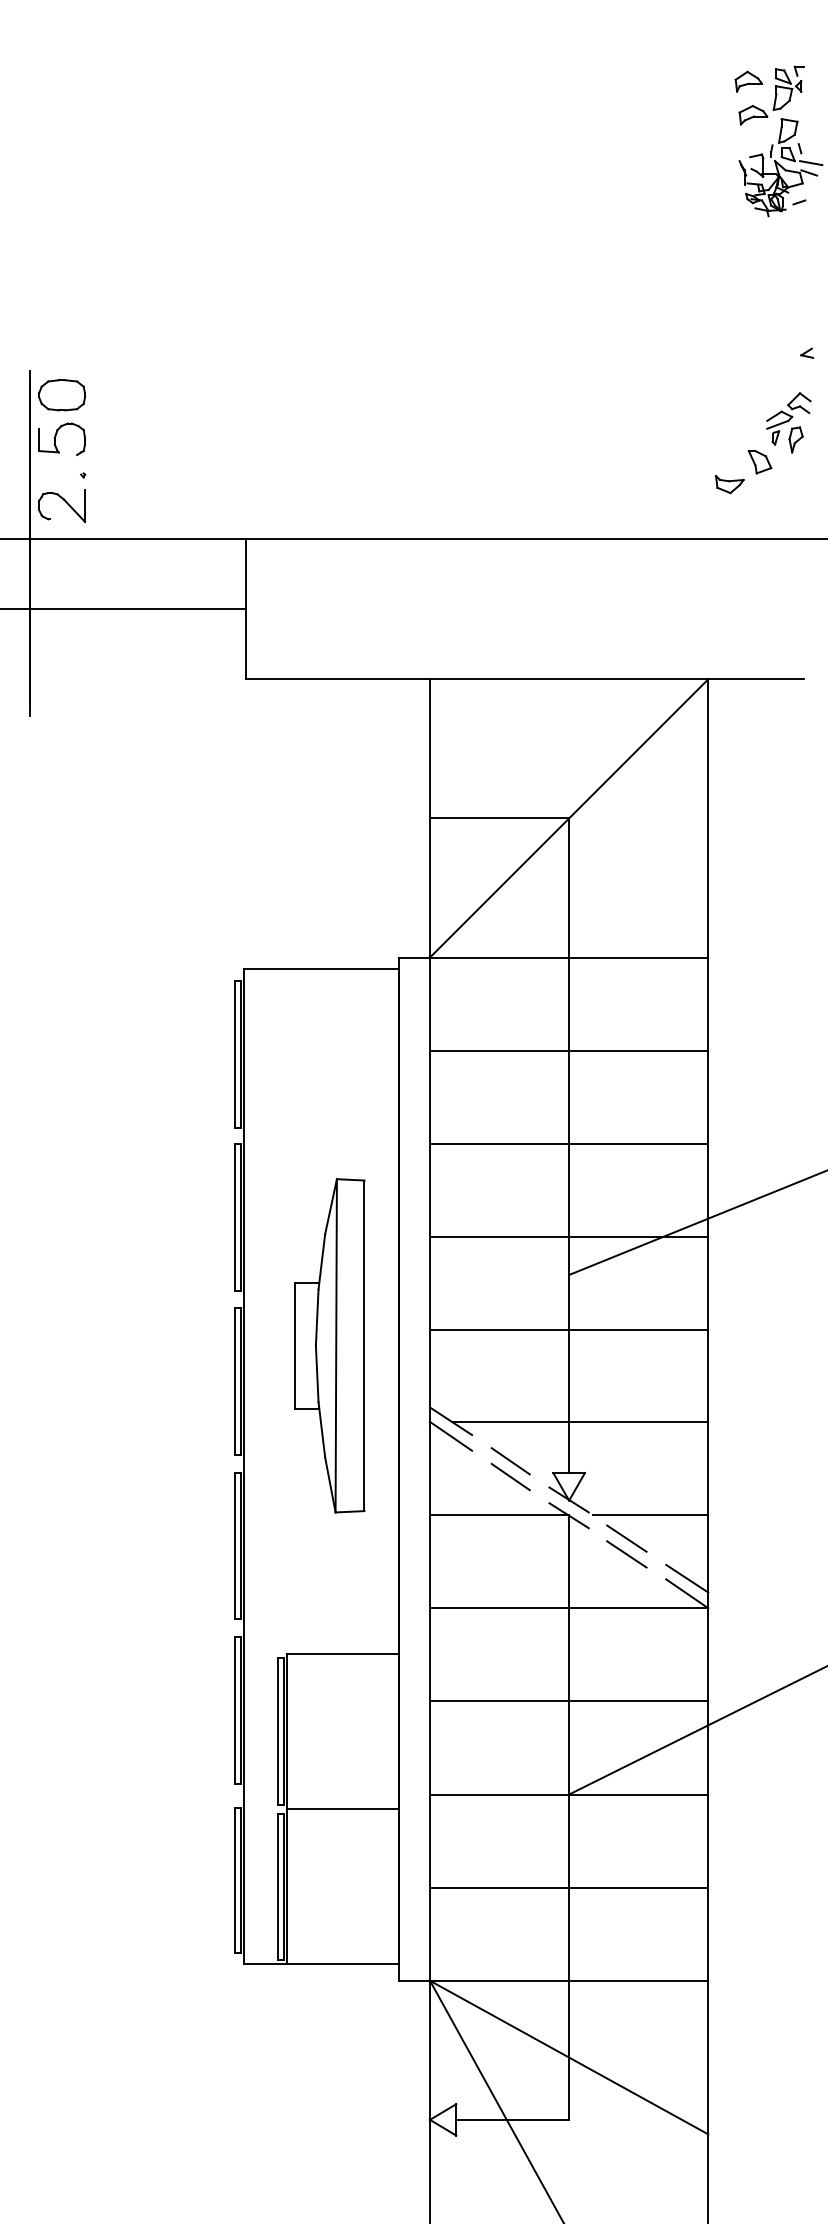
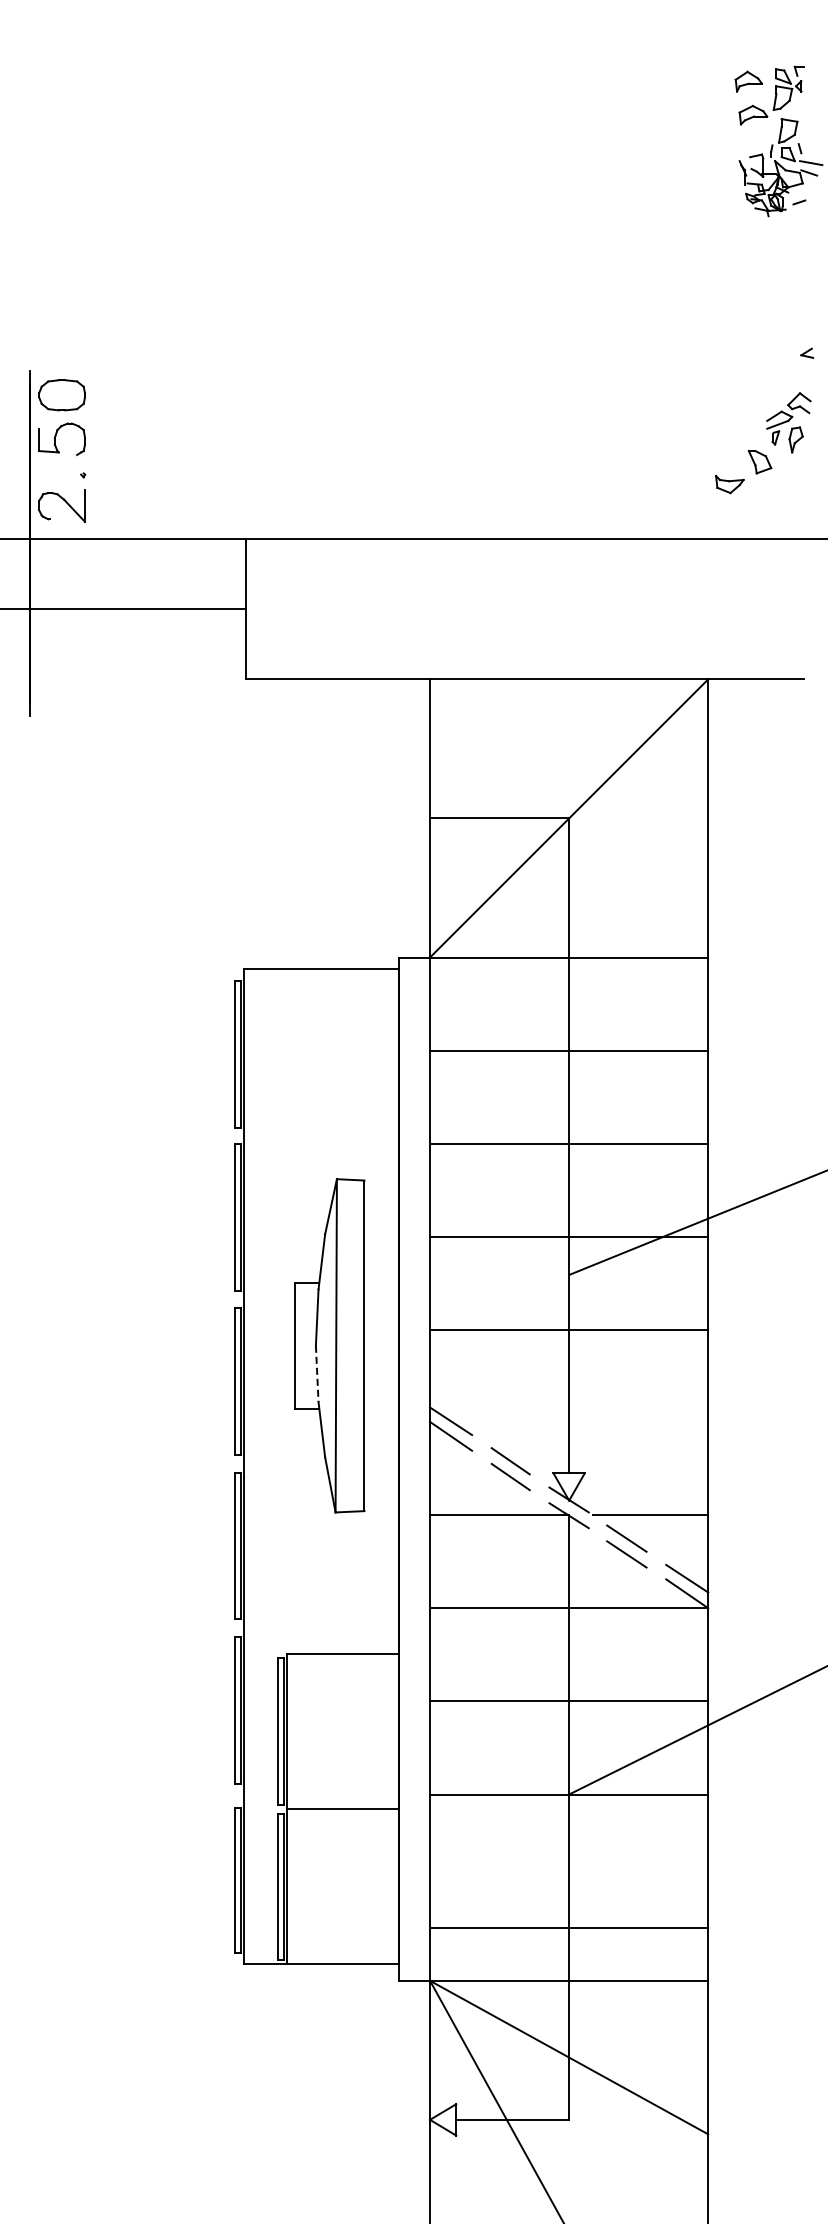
line: solid -> dashed (317, 1374)
line: present -> none (580, 1421)
line position: (569, 1887) -> (569, 1927) (569, 1927)
